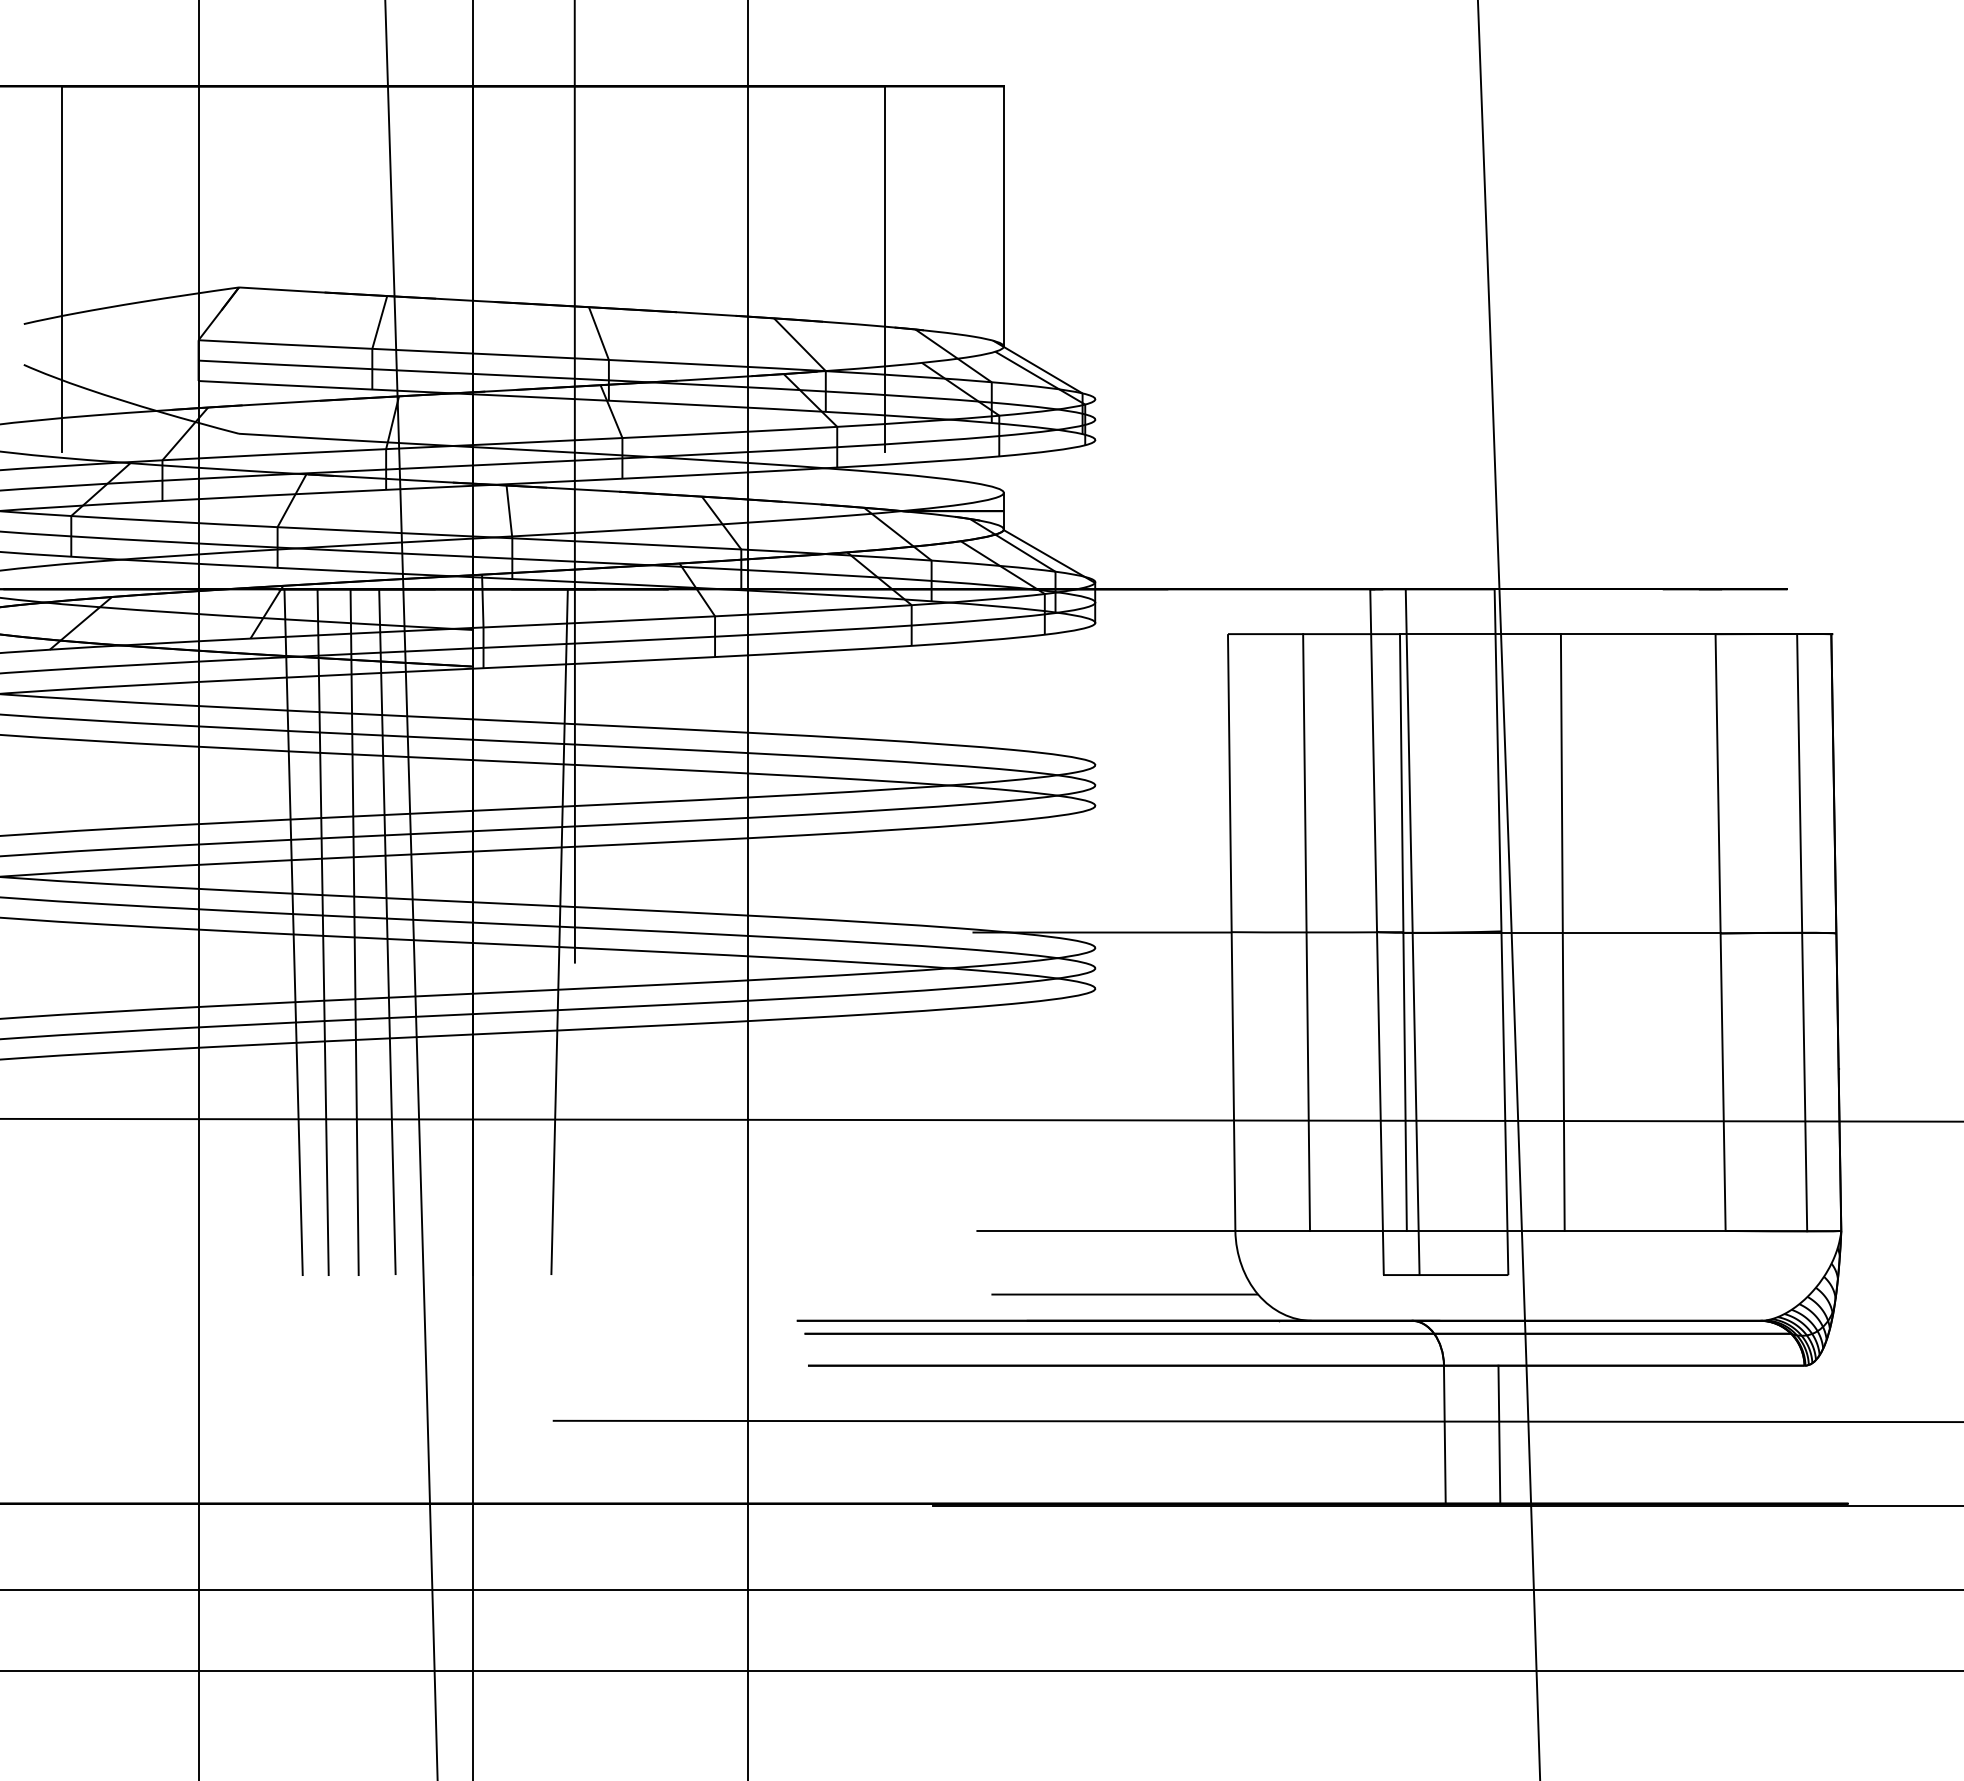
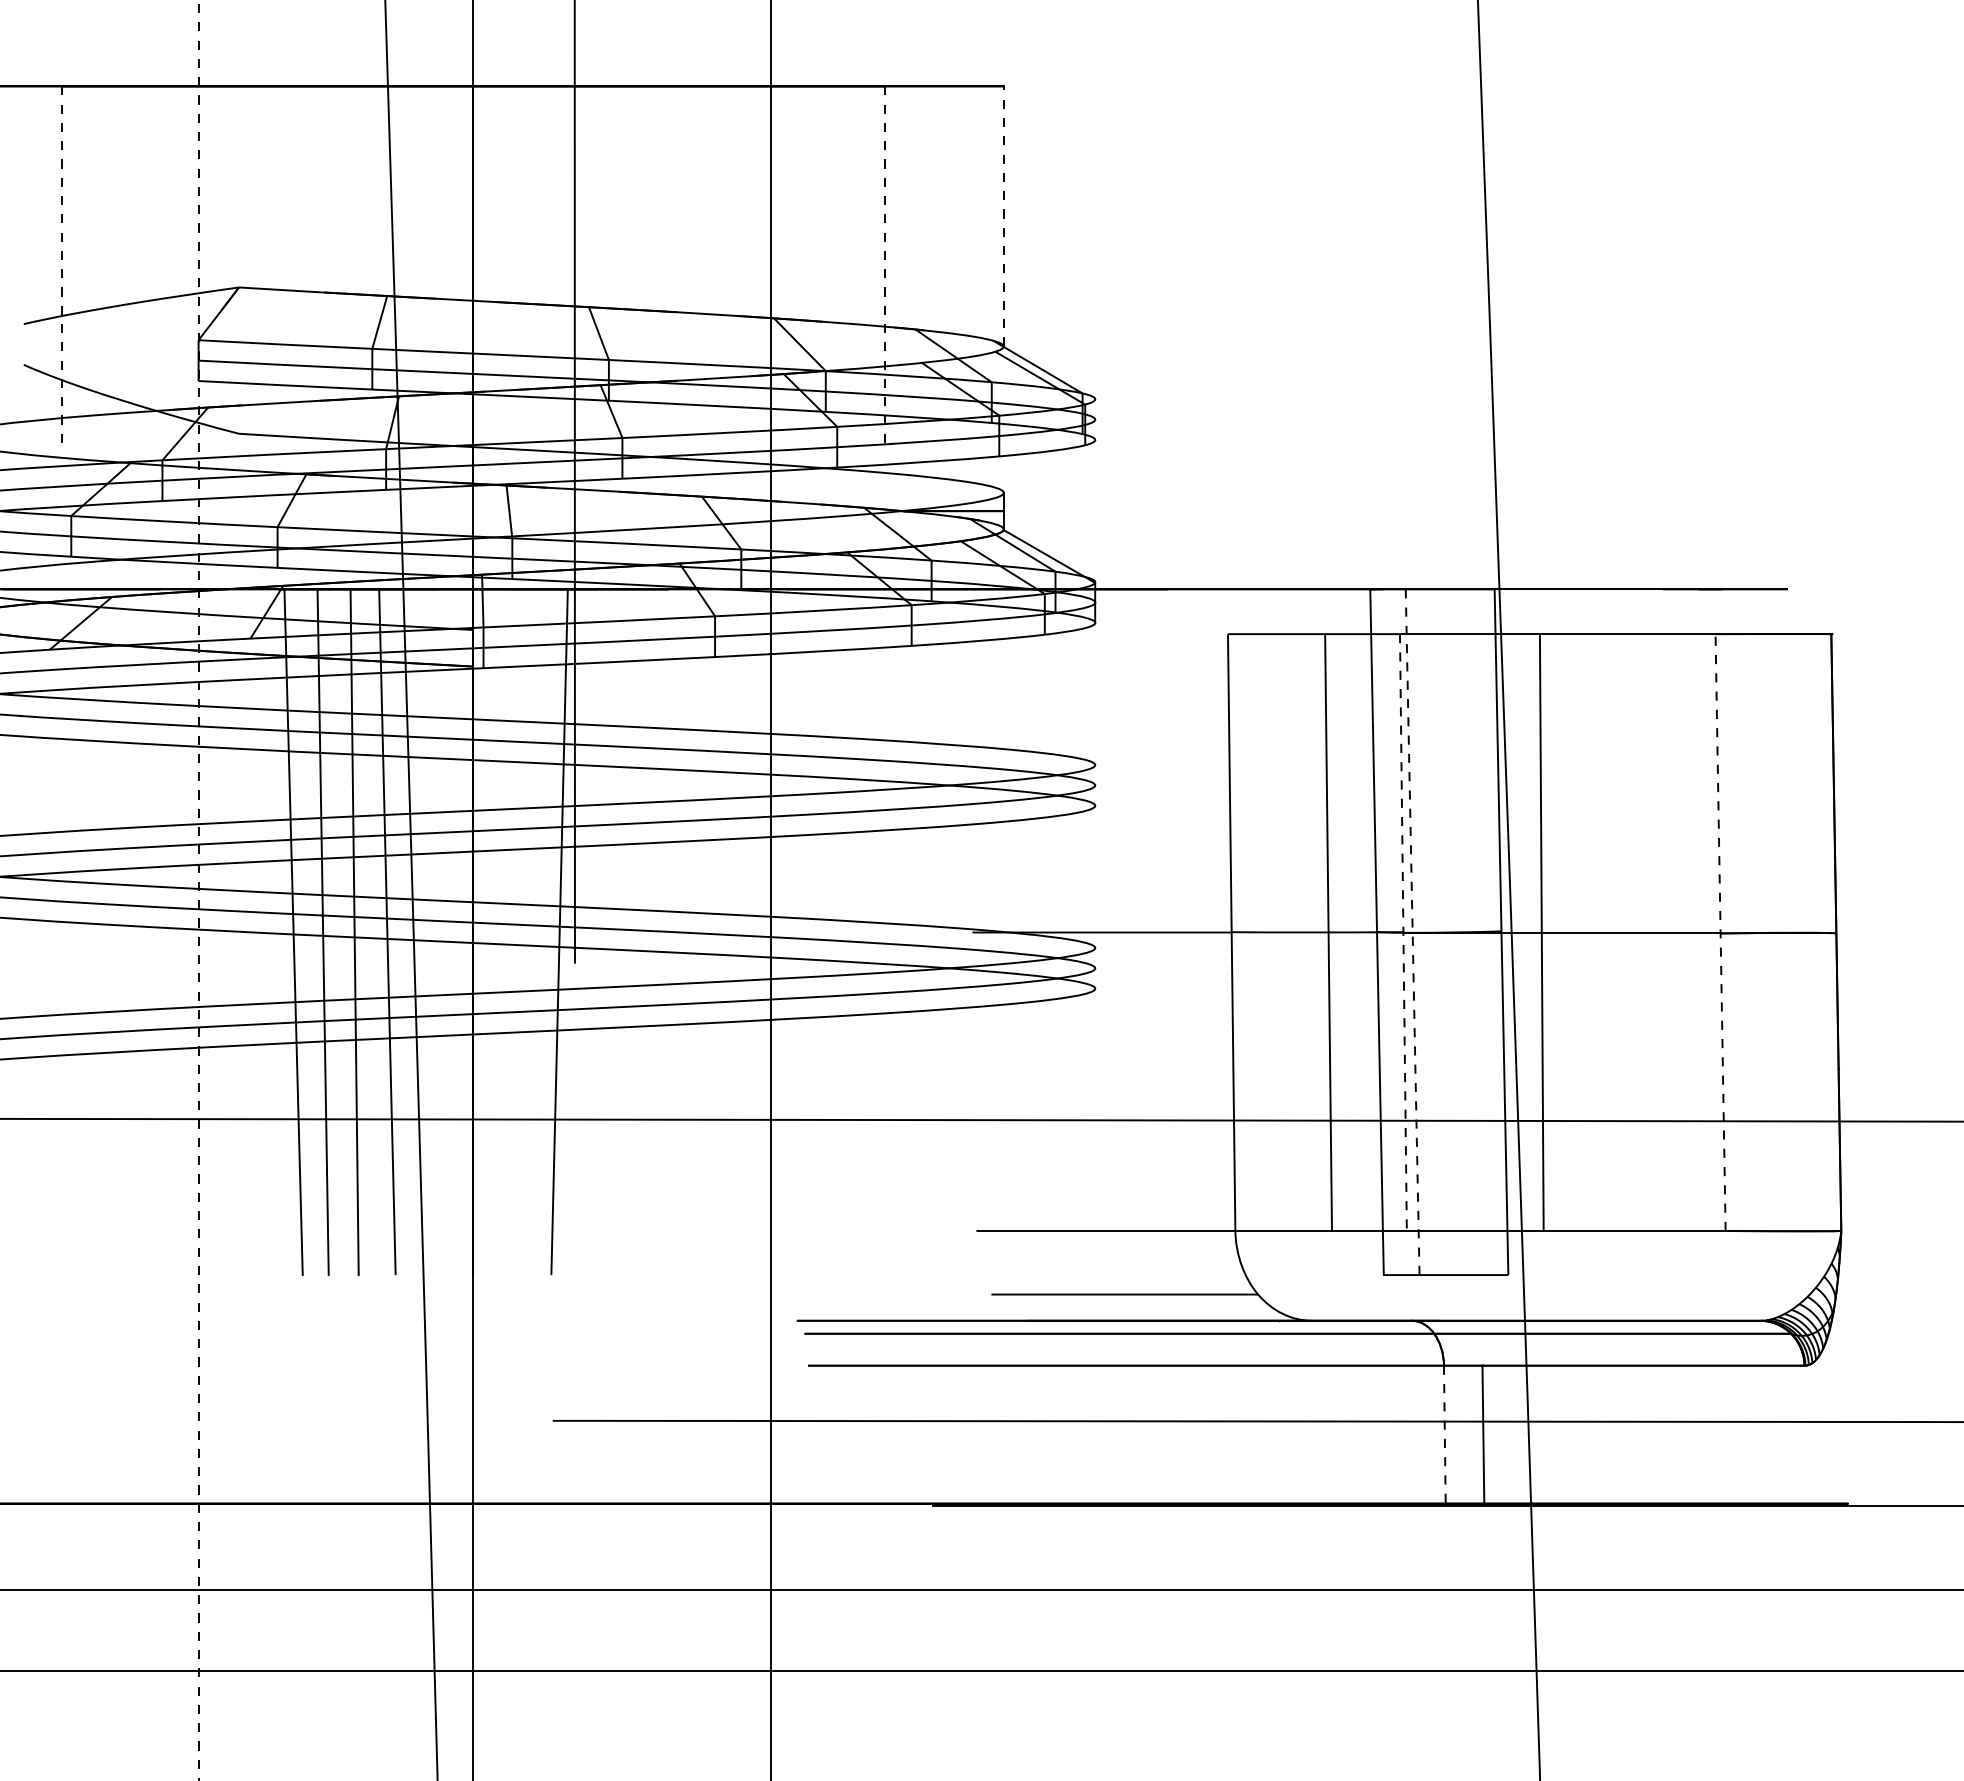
line: solid -> dashed (1003, 215)
line: solid -> dashed (61, 269)
line: solid -> dashed (884, 269)
line position: (747, 889) -> (770, 889) (770, 889)
line: solid -> dashed (199, 890)
line position: (1306, 932) -> (1328, 932) (1328, 932)
line: solid -> dashed (1412, 932)
line position: (1562, 932) -> (1541, 932) (1541, 932)
line: solid -> dashed (1720, 932)
line: present -> none (1802, 932)
line: solid -> dashed (1403, 933)
line position: (1499, 1434) -> (1483, 1434) (1483, 1434)
line: solid -> dashed (1444, 1435)
